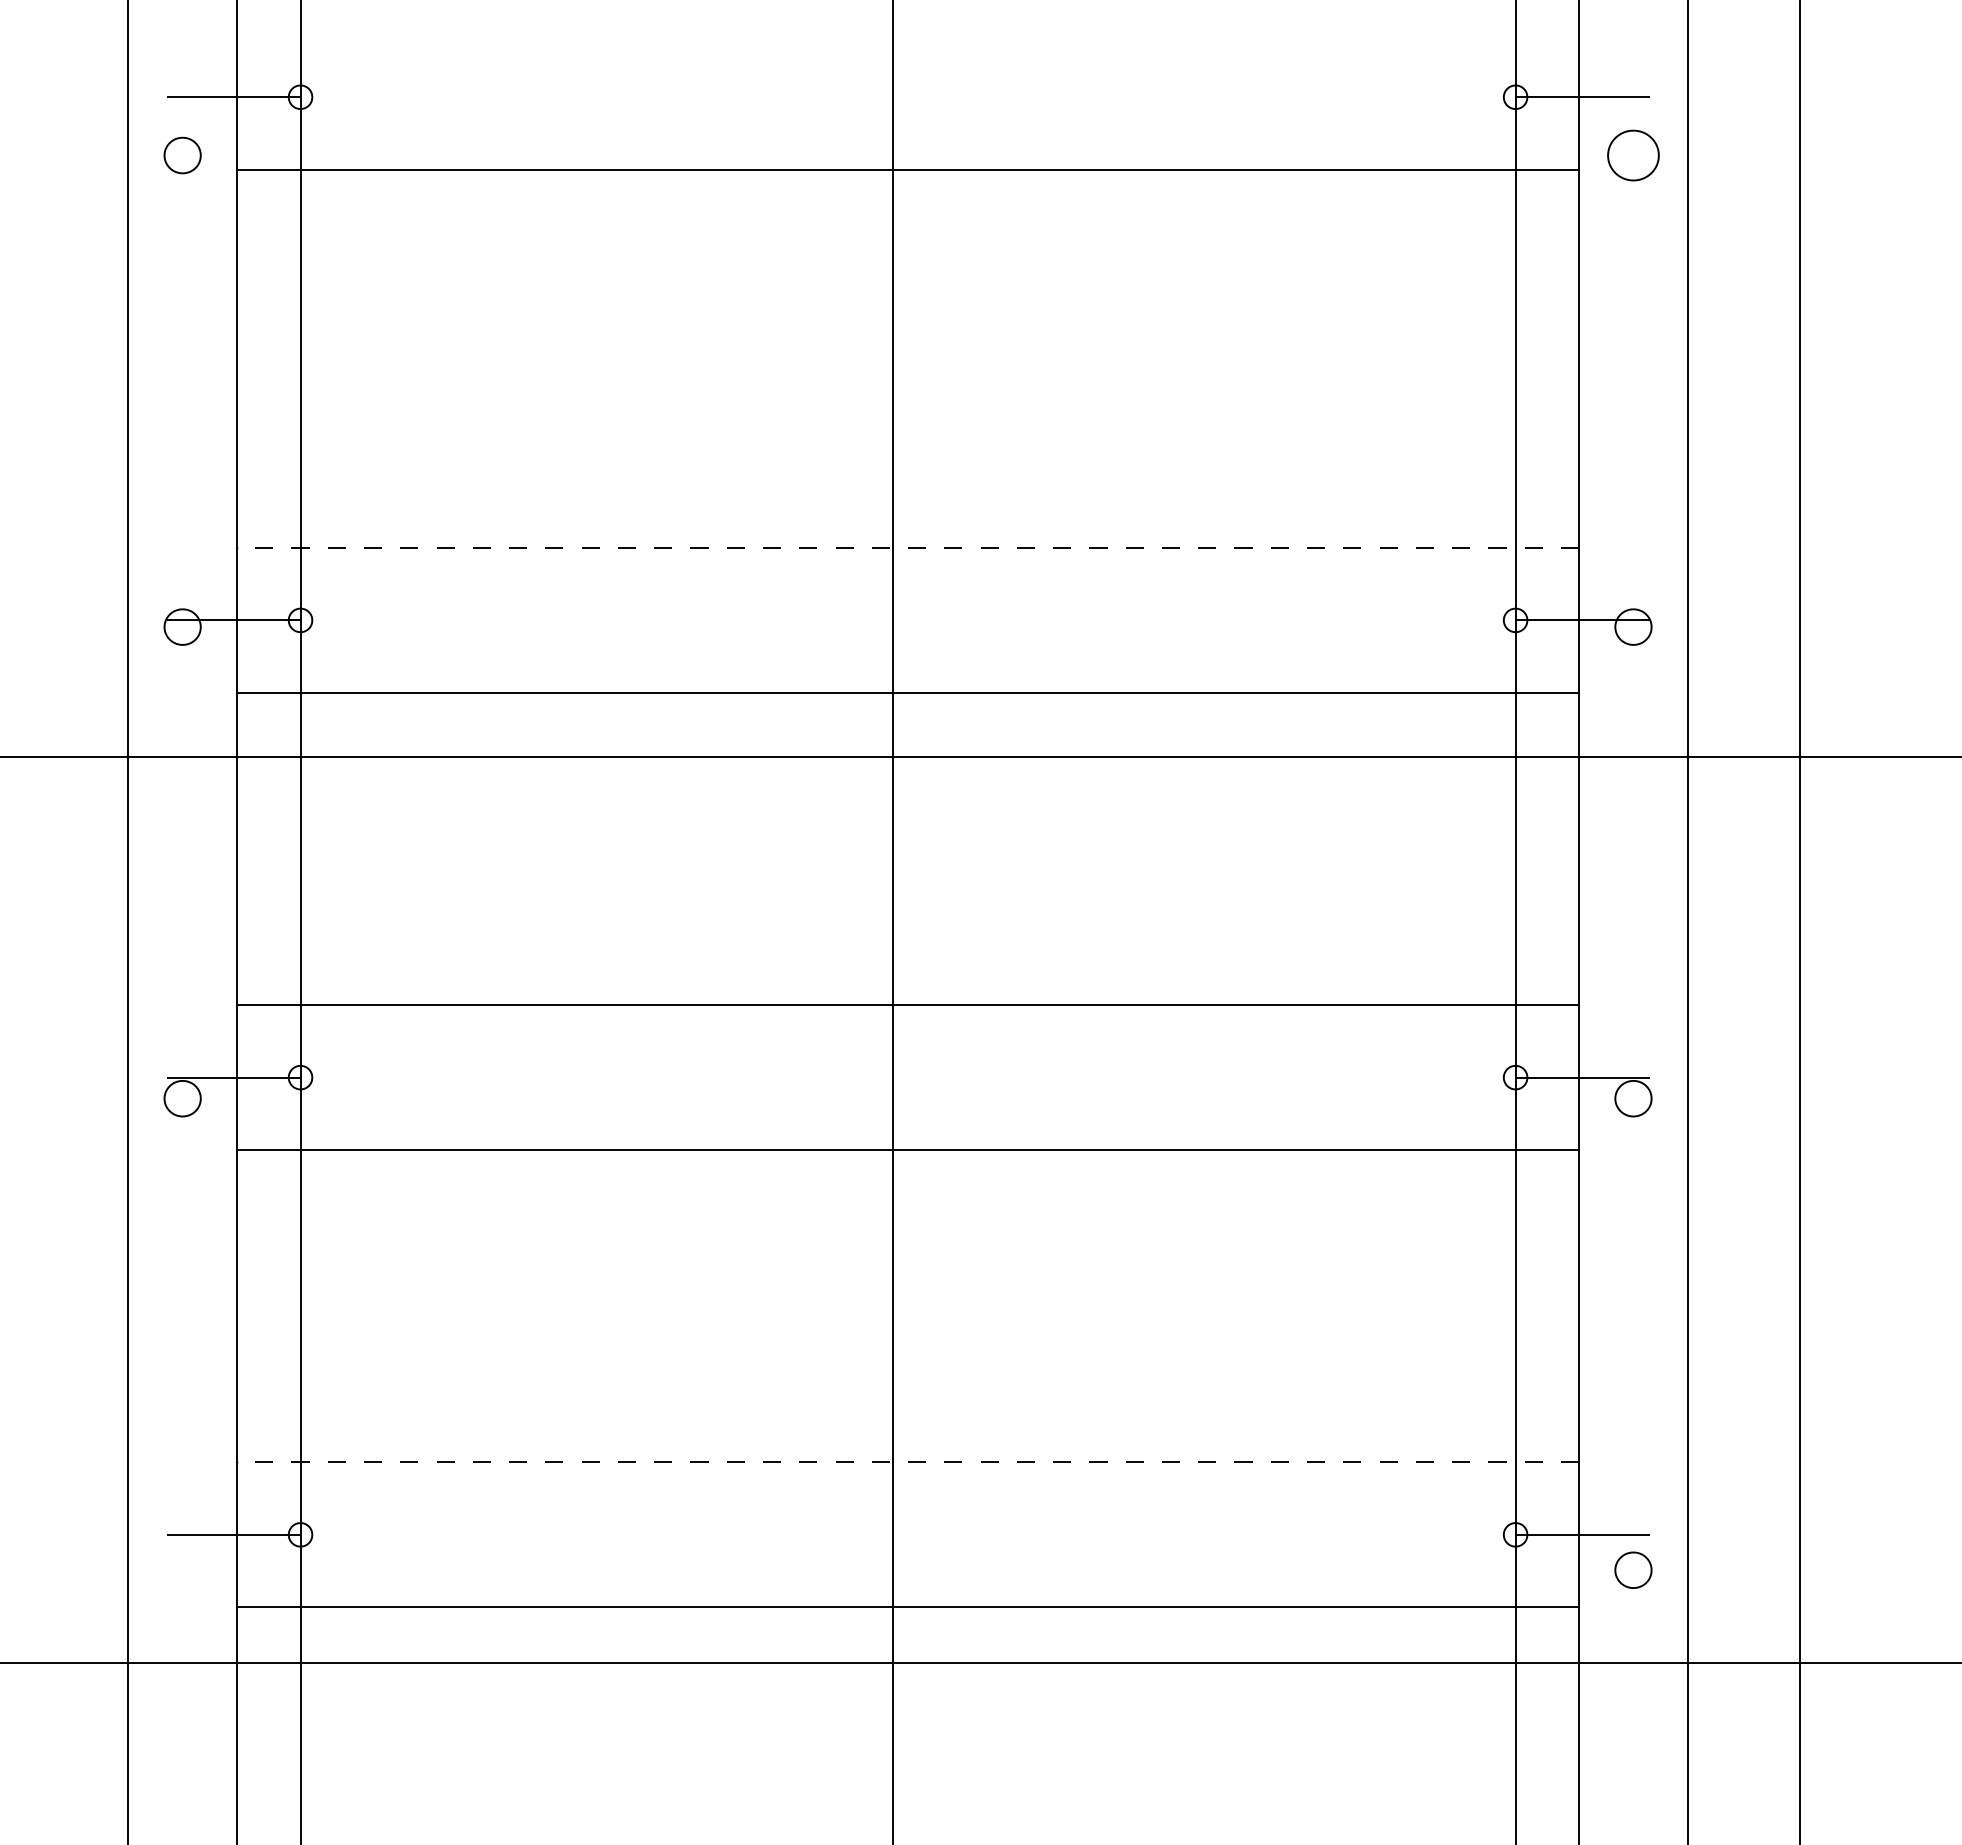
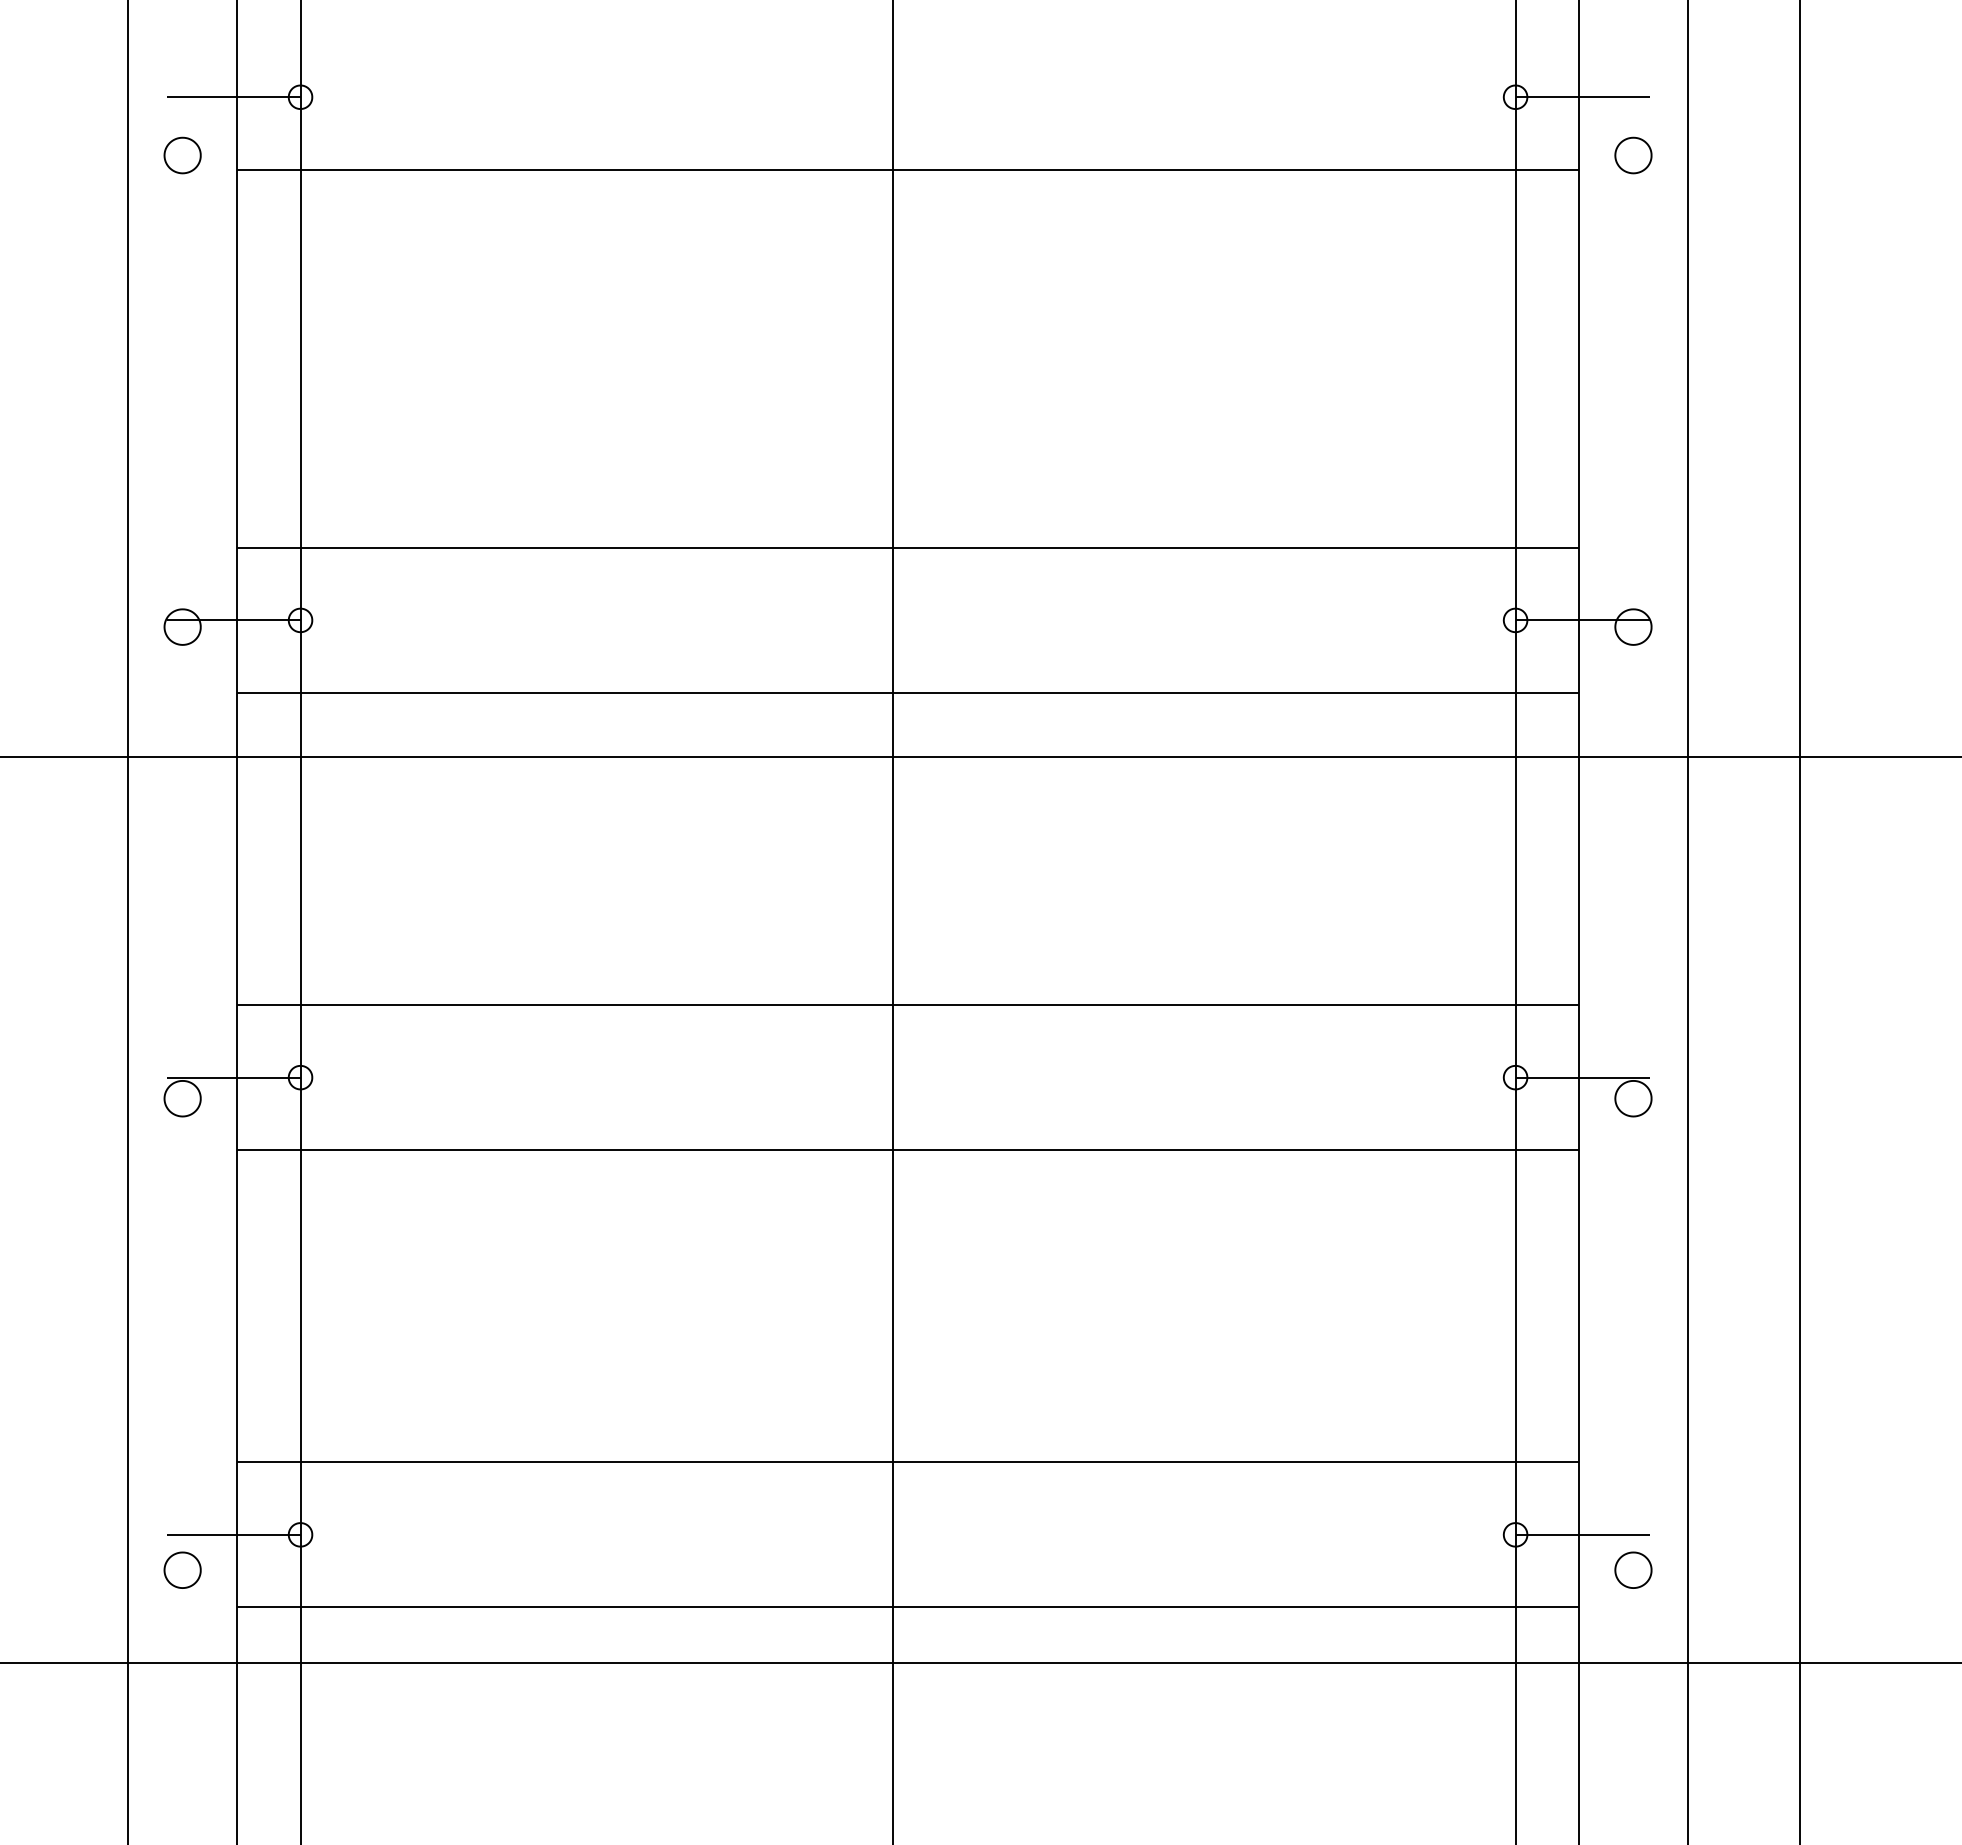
part size: 53x53 px -> 39x39 px (1633, 155)
line: dashed -> solid (908, 547)
line: dashed -> solid (908, 1462)
part: none -> present (182, 1569)
